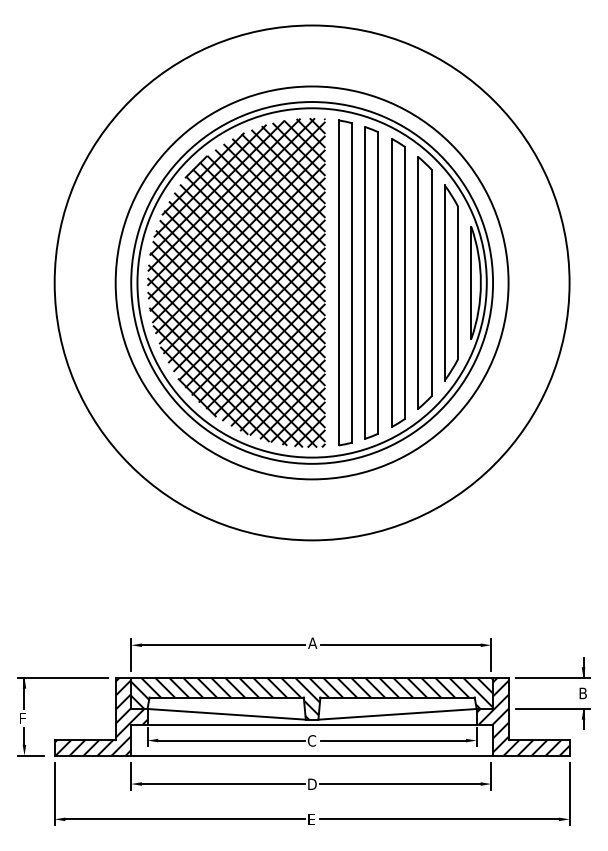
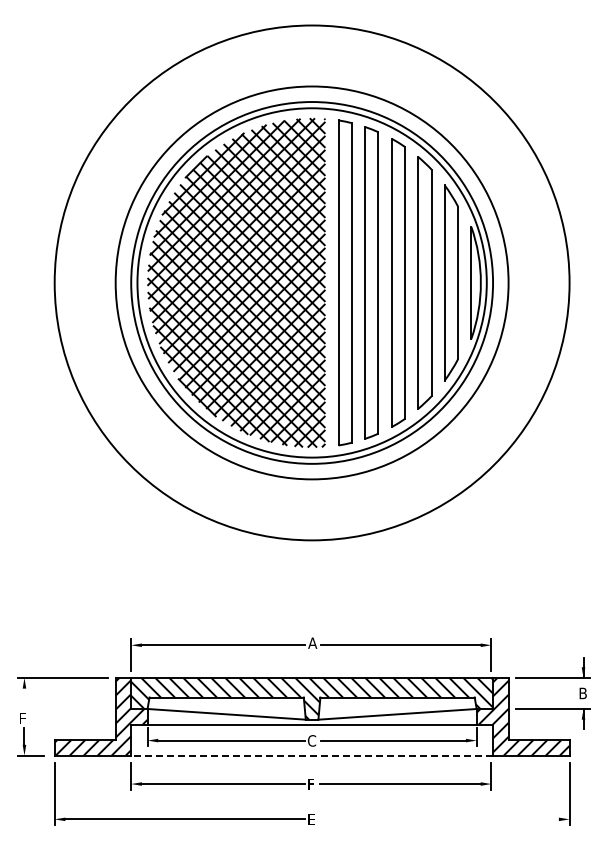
line: present -> none (24, 693)
line: solid -> dashed (312, 755)
text: D -> F (312, 783)
line: present -> none (439, 819)
